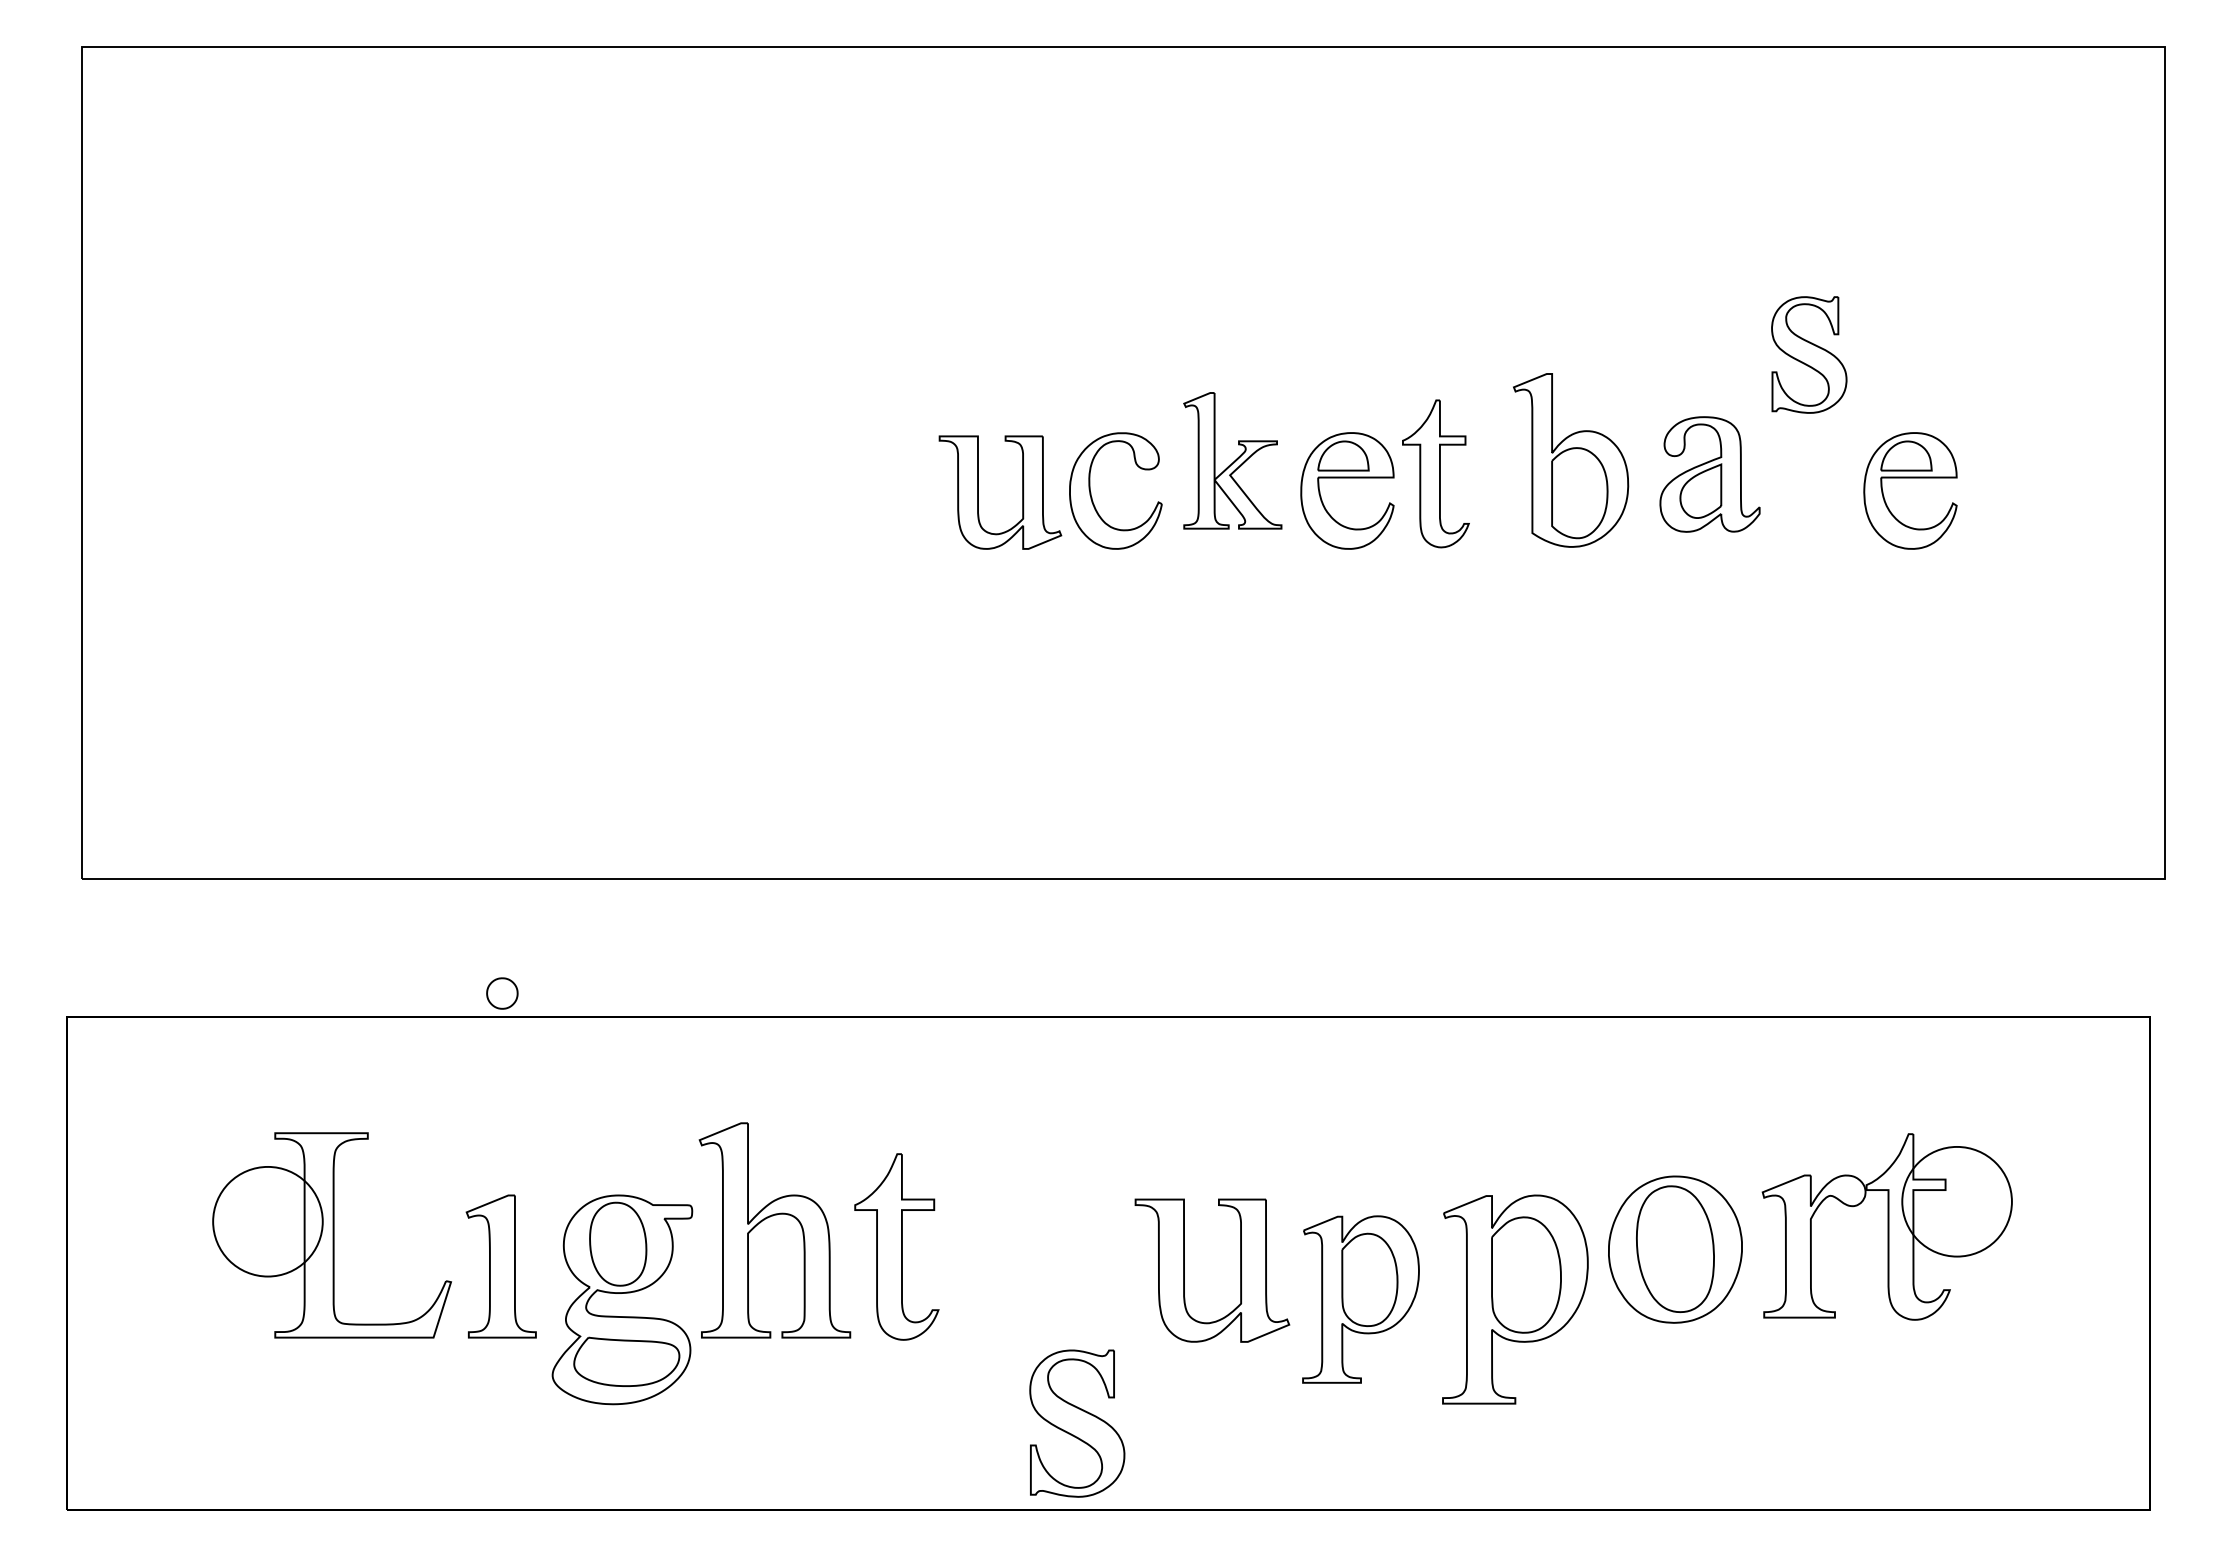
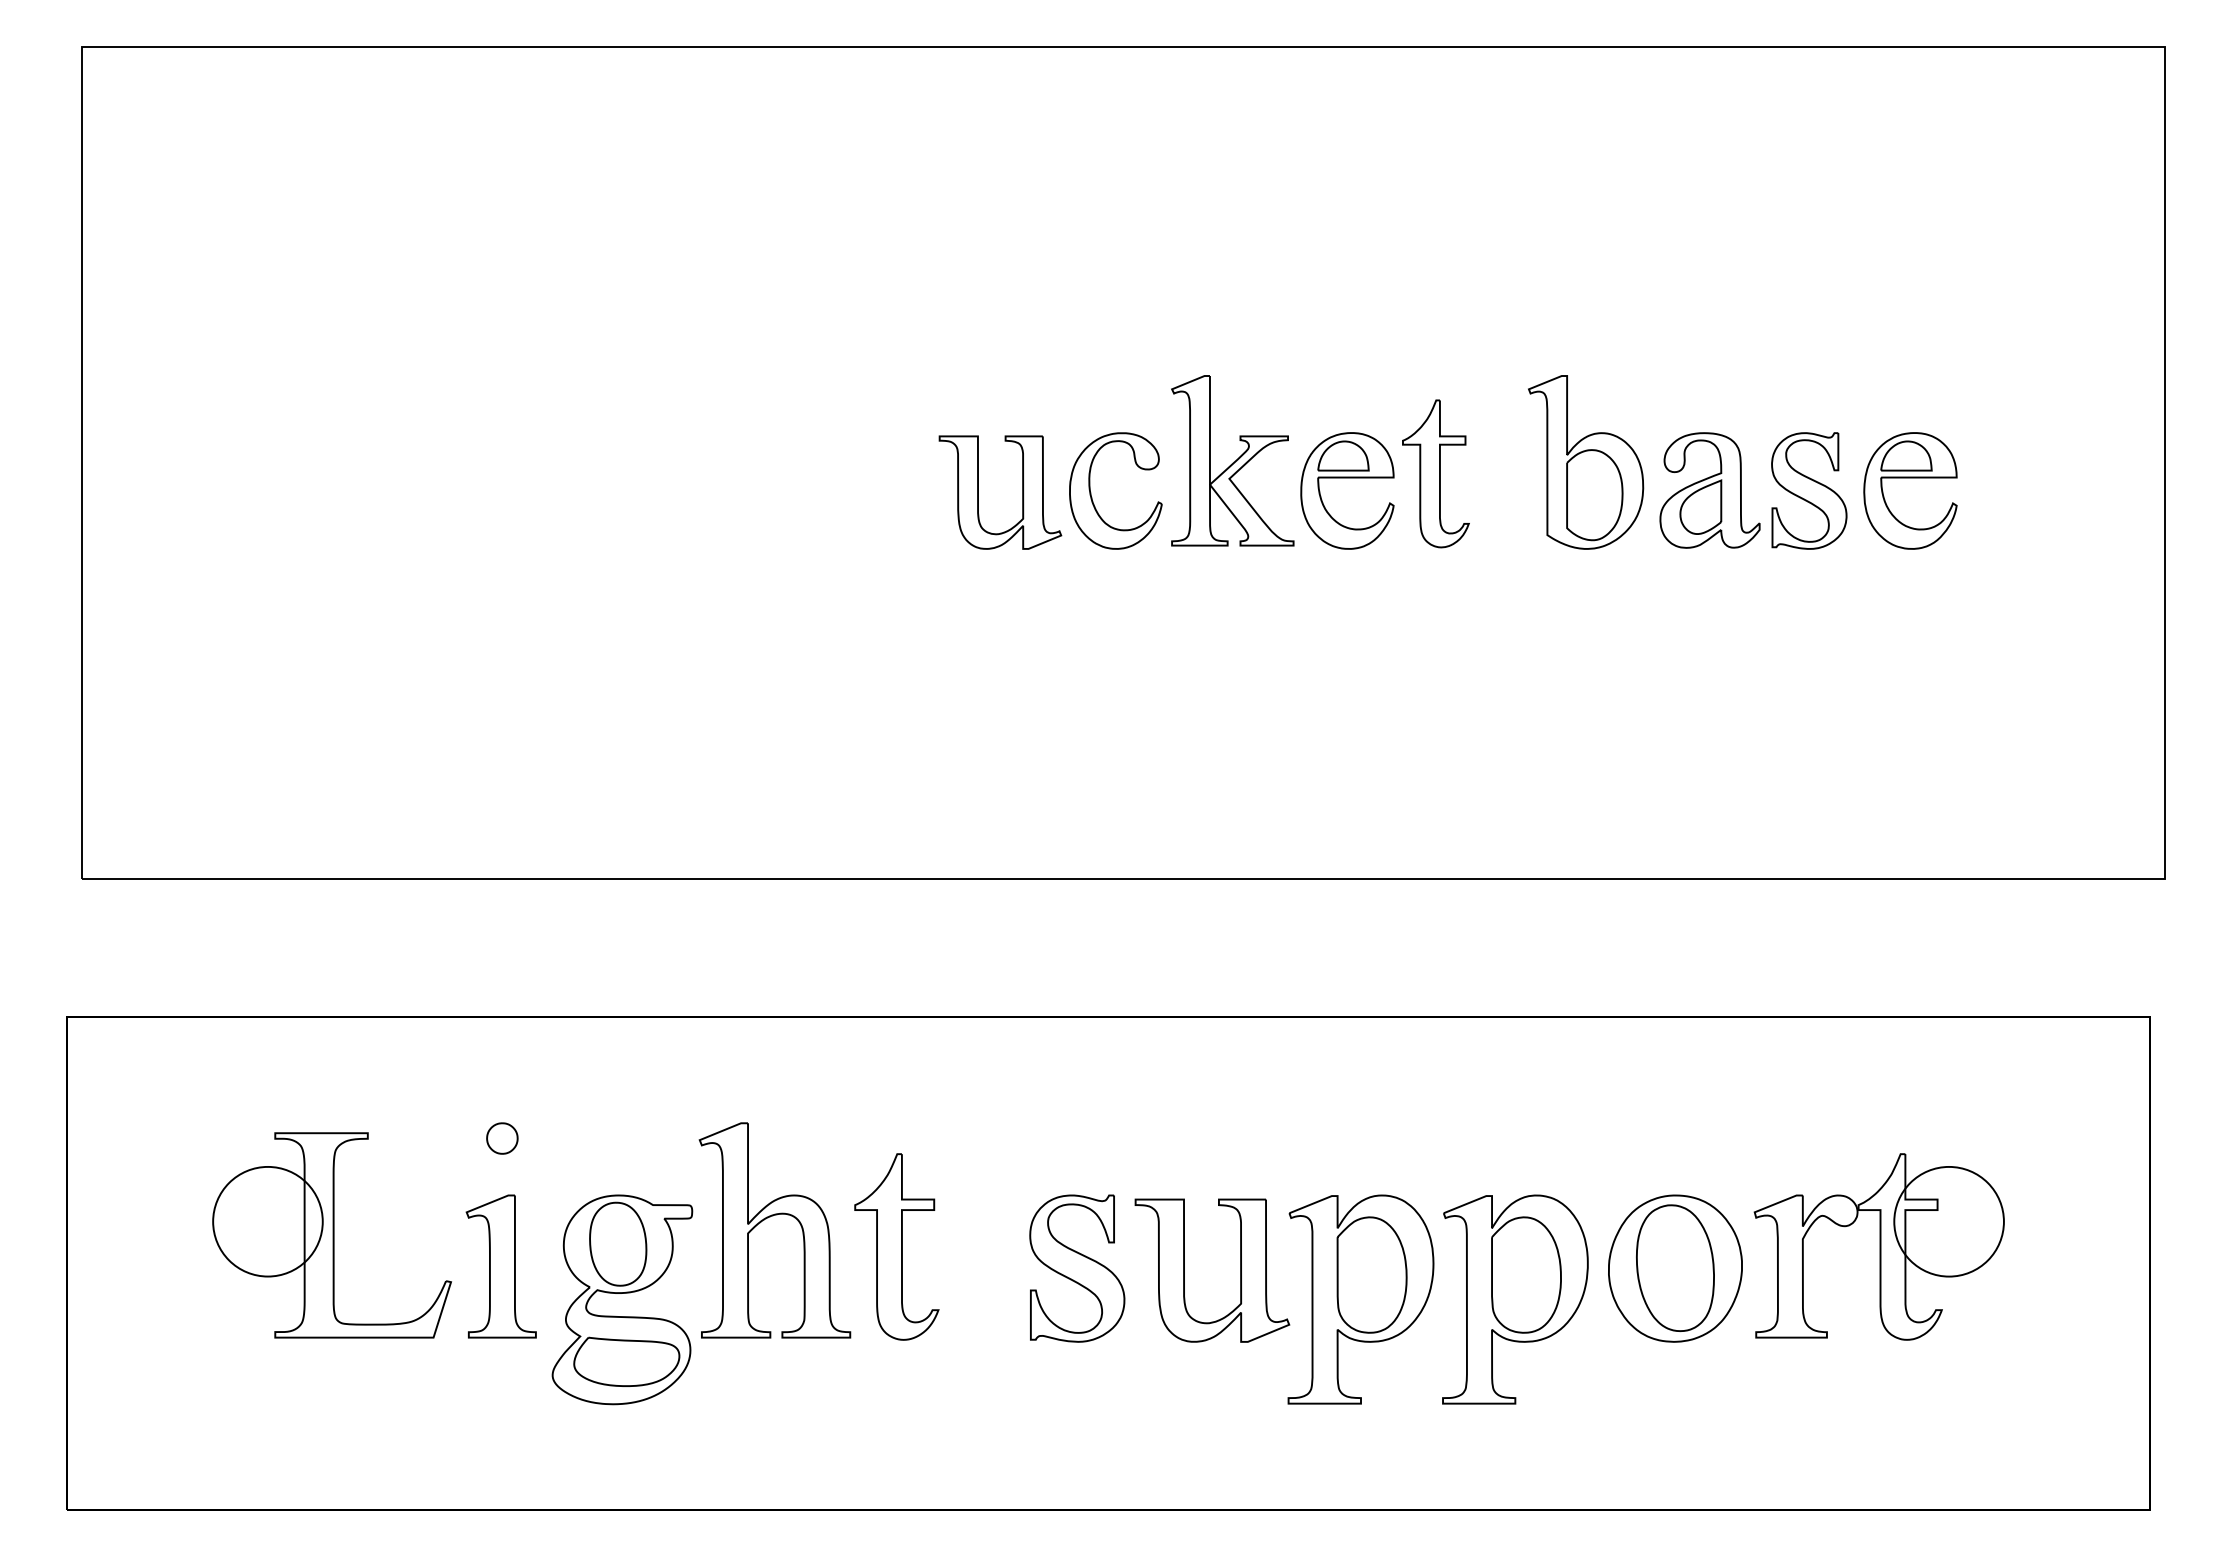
part position: (1809, 354) -> (1809, 490) (1809, 490)
part size: 100x138 px -> 124x172 px (1232, 460)
part position: (1571, 460) -> (1586, 462) (1586, 462)
part position: (1709, 474) -> (1709, 490) (1709, 490)
part position: (502, 993) -> (502, 1138) (502, 1138)
part position: (1886, 1226) -> (1878, 1246) (1878, 1246)
part position: (1675, 1249) -> (1675, 1268) (1675, 1268)
part size: 118x169 px -> 148x211 px (1360, 1299)
part position: (1077, 1423) -> (1077, 1268) (1077, 1268)
